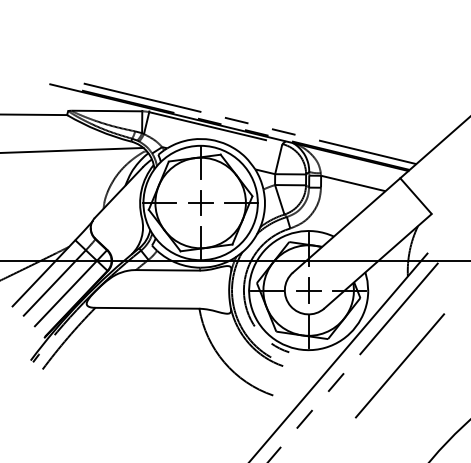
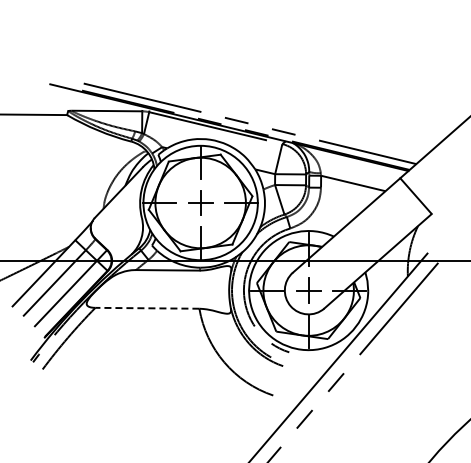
line: present -> none (72, 149)
line: solid -> dashed (146, 308)
line: present -> none (399, 365)
